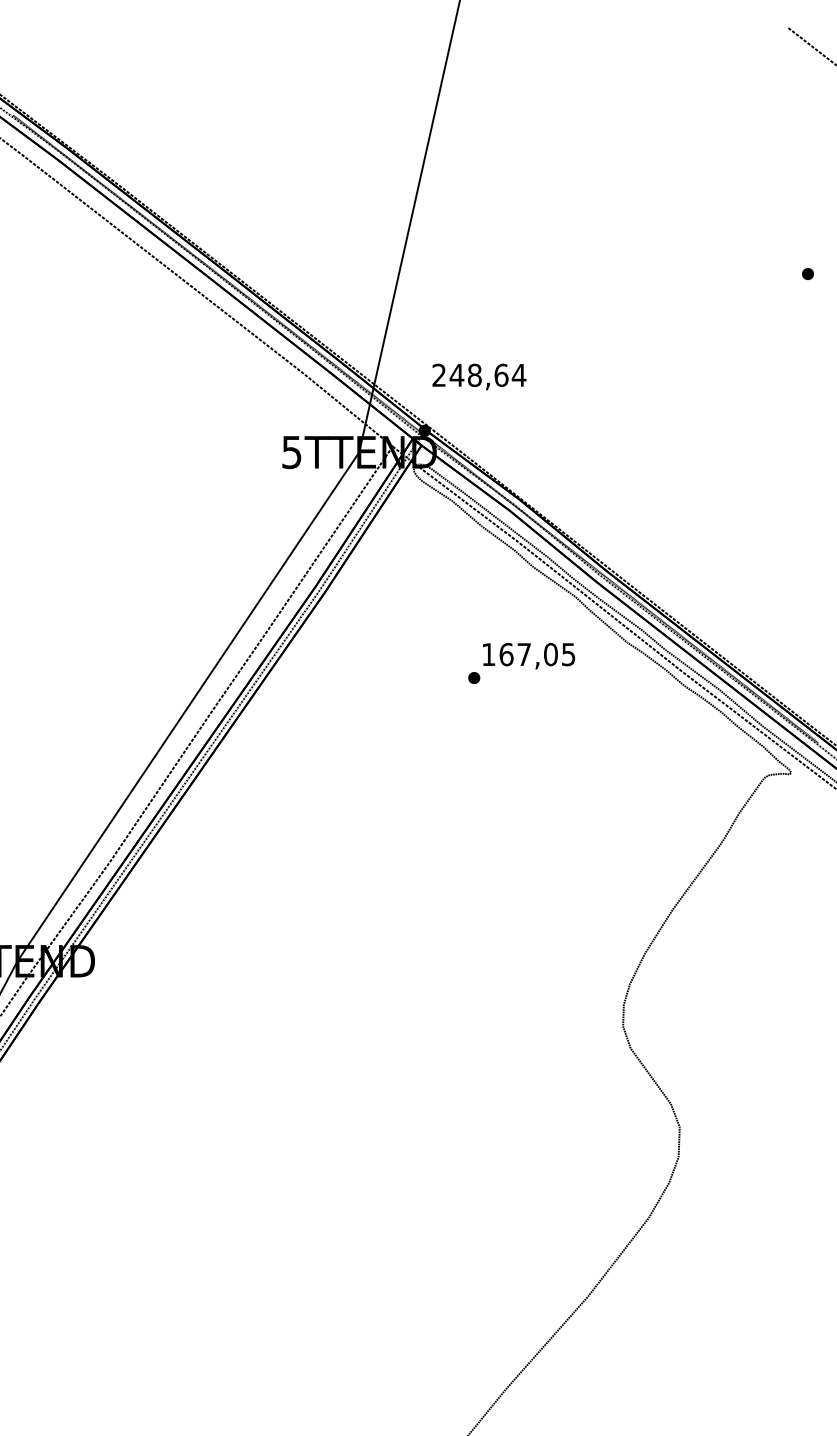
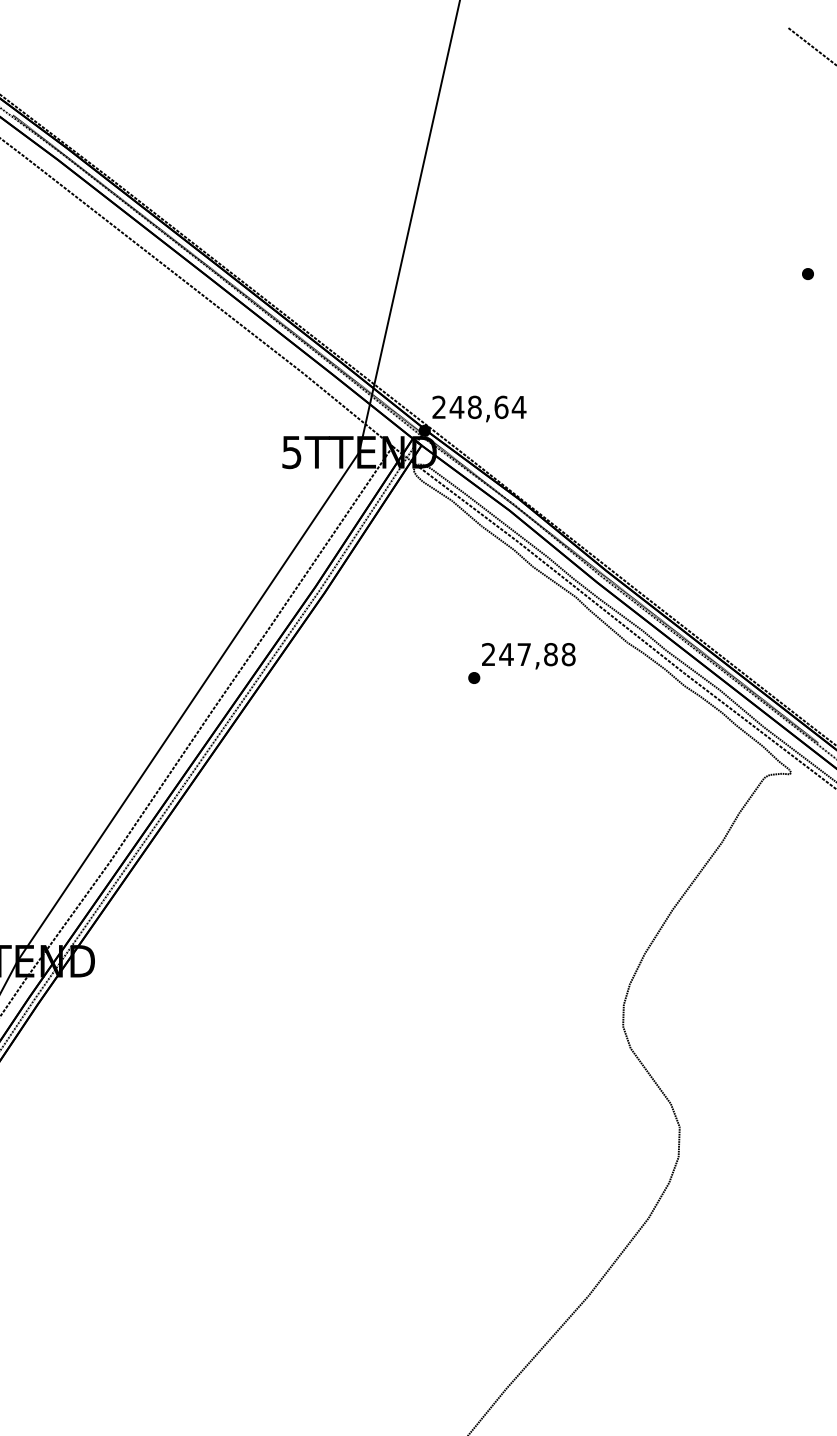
text position: (479, 376) -> (479, 408) (479, 408)
text: 167,05 -> 247,88 (528, 654)
